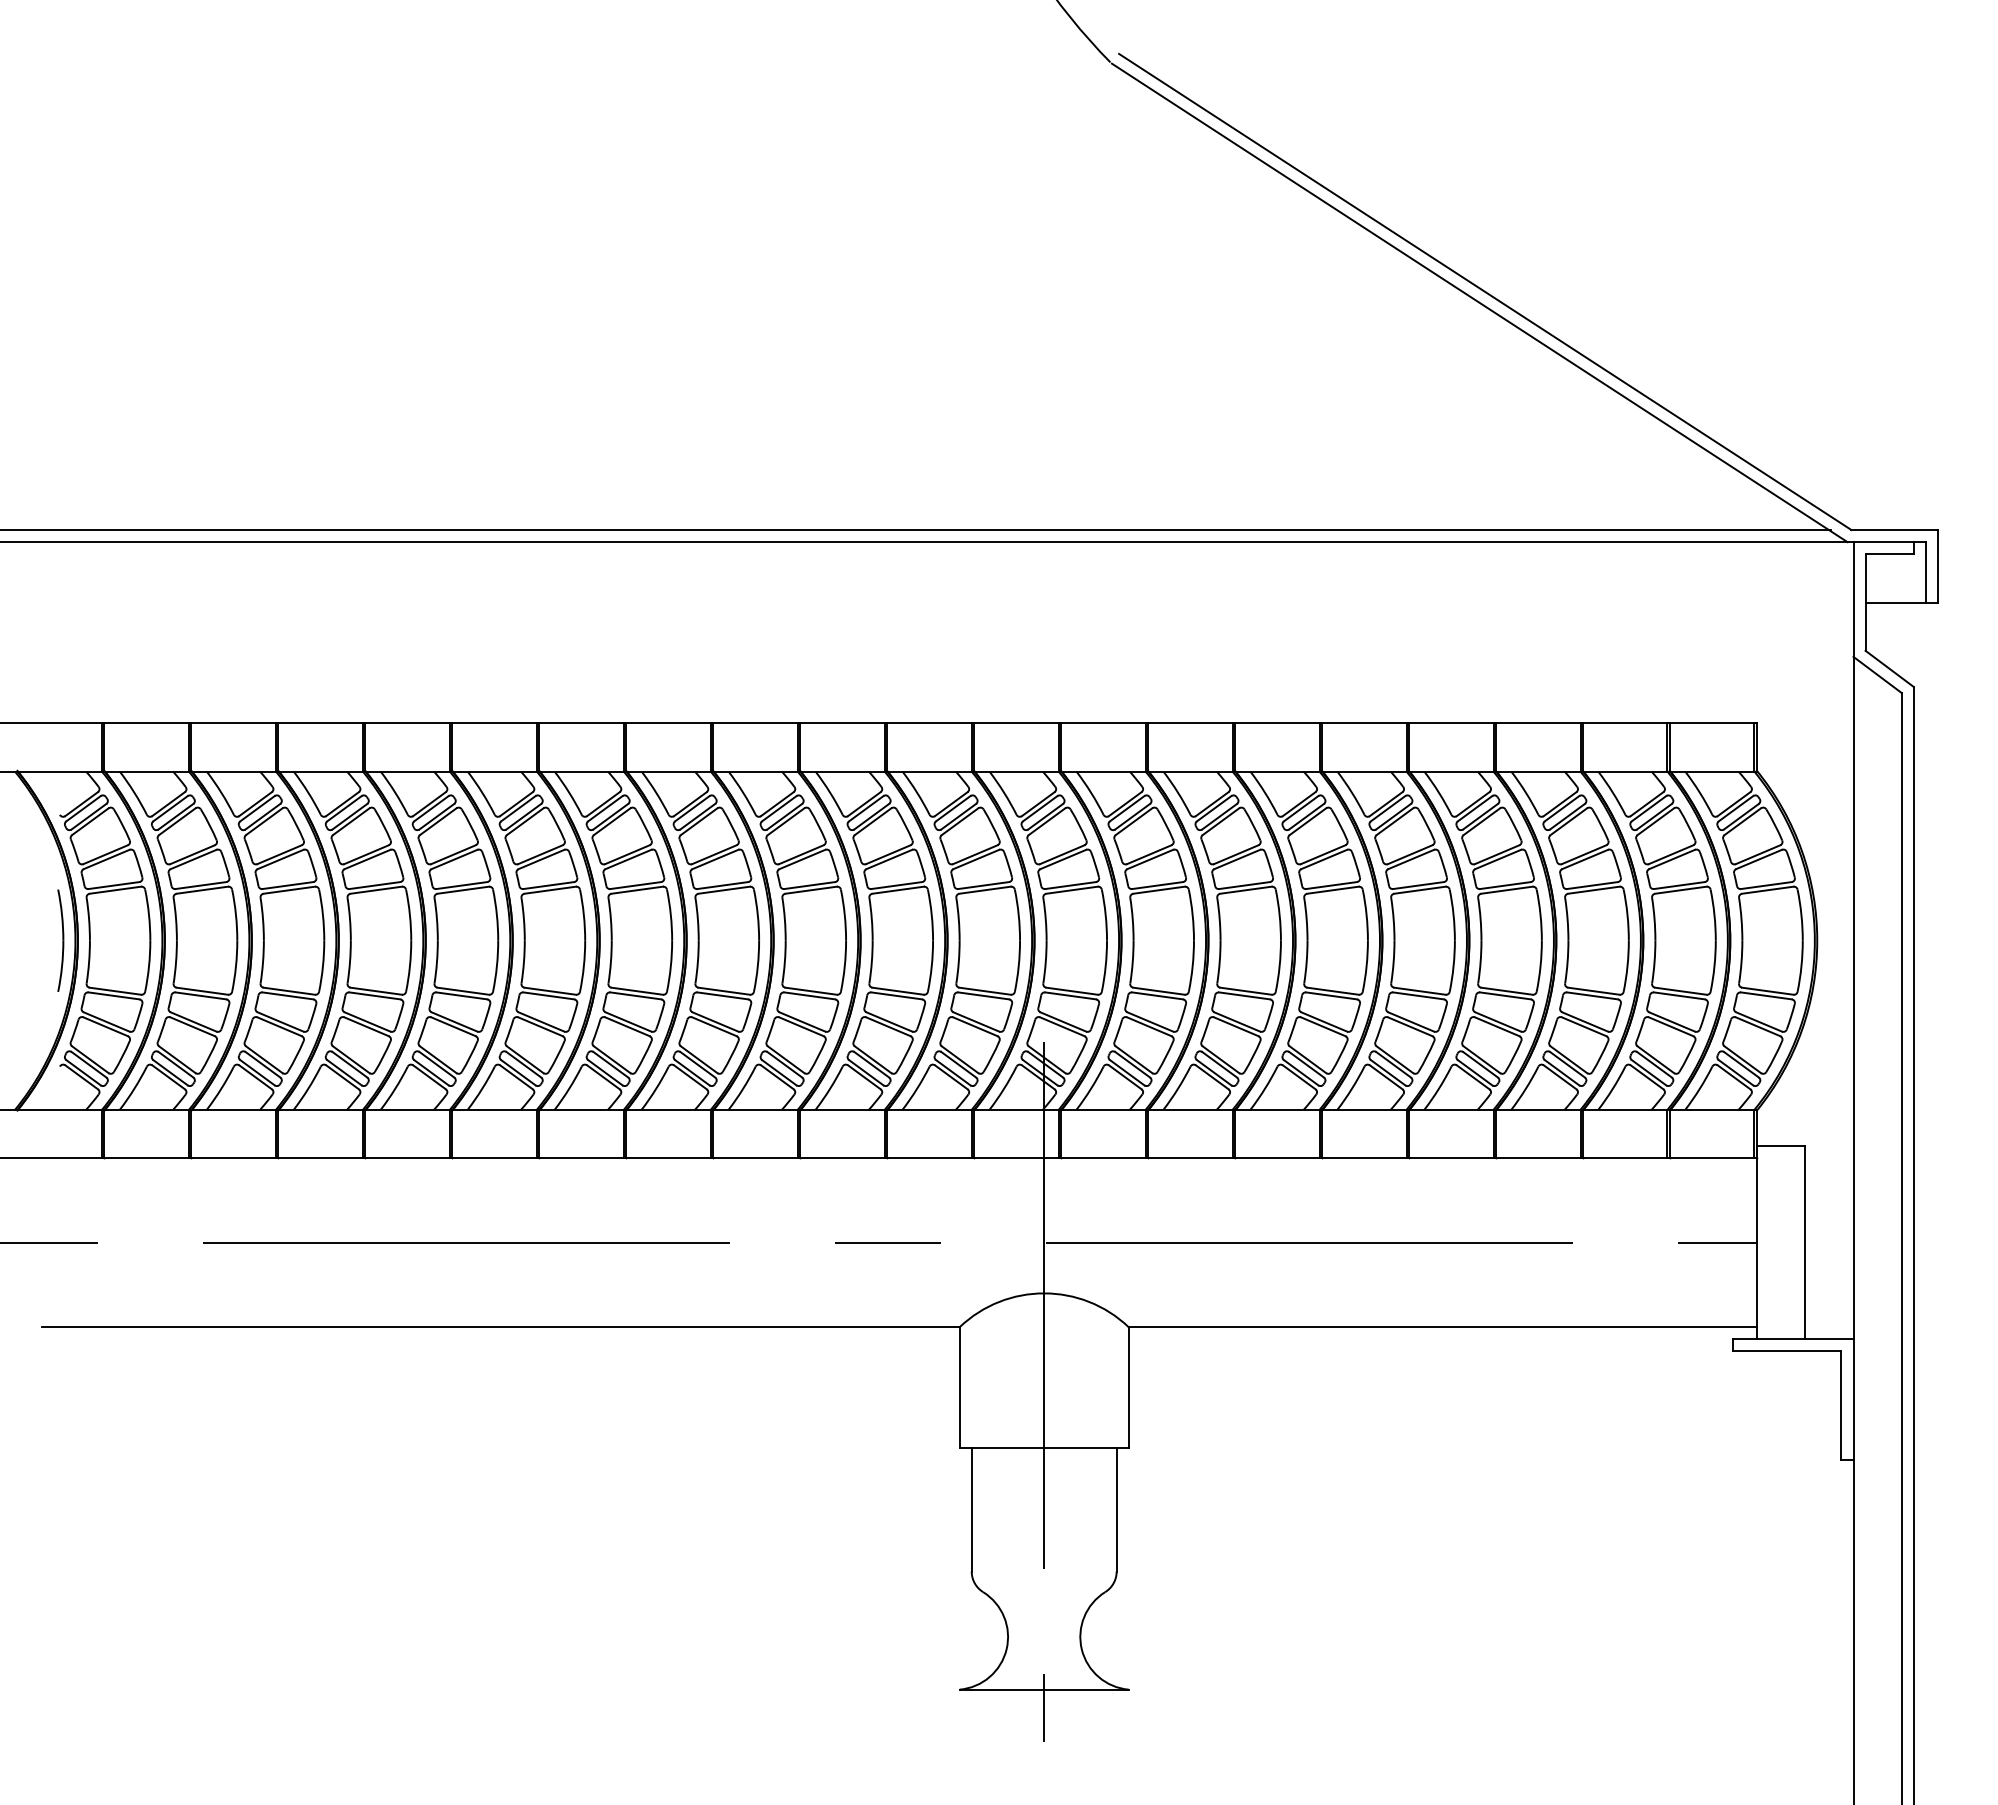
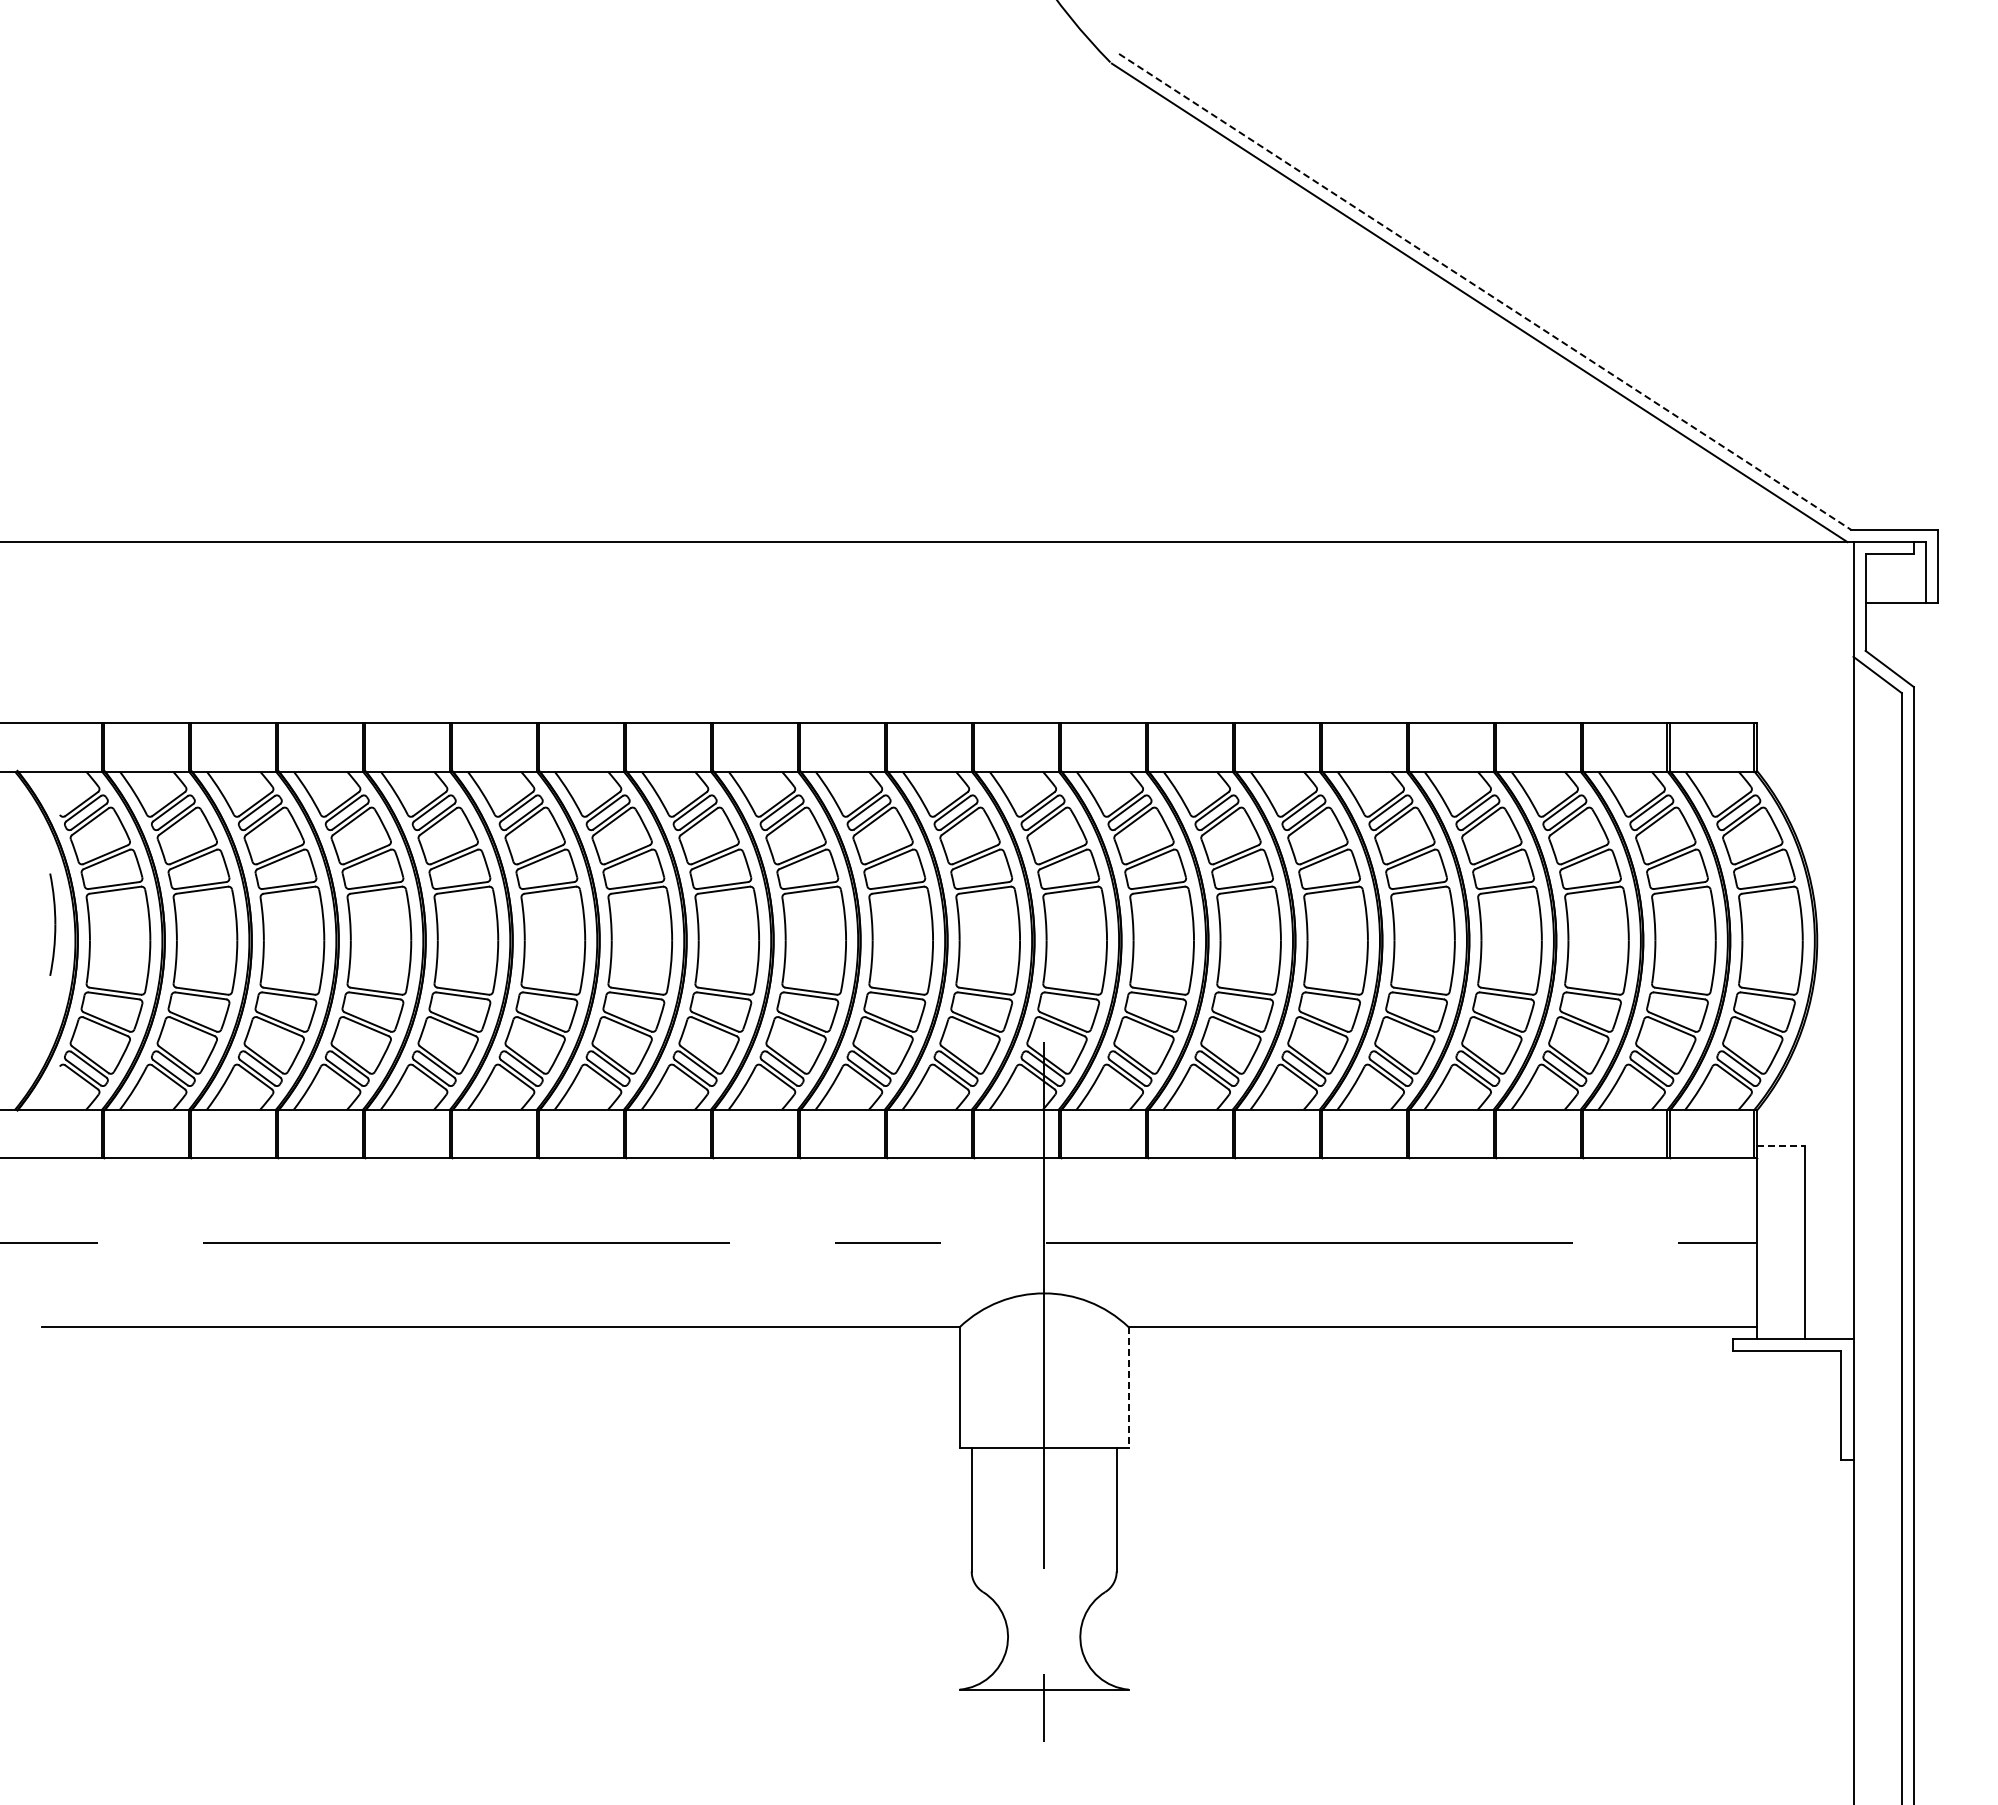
line: solid -> dashed (1485, 291)
line: present -> none (916, 530)
part position: (60, 940) -> (52, 924) (52, 924)
line: solid -> dashed (1781, 1146)
line: solid -> dashed (1128, 1388)
